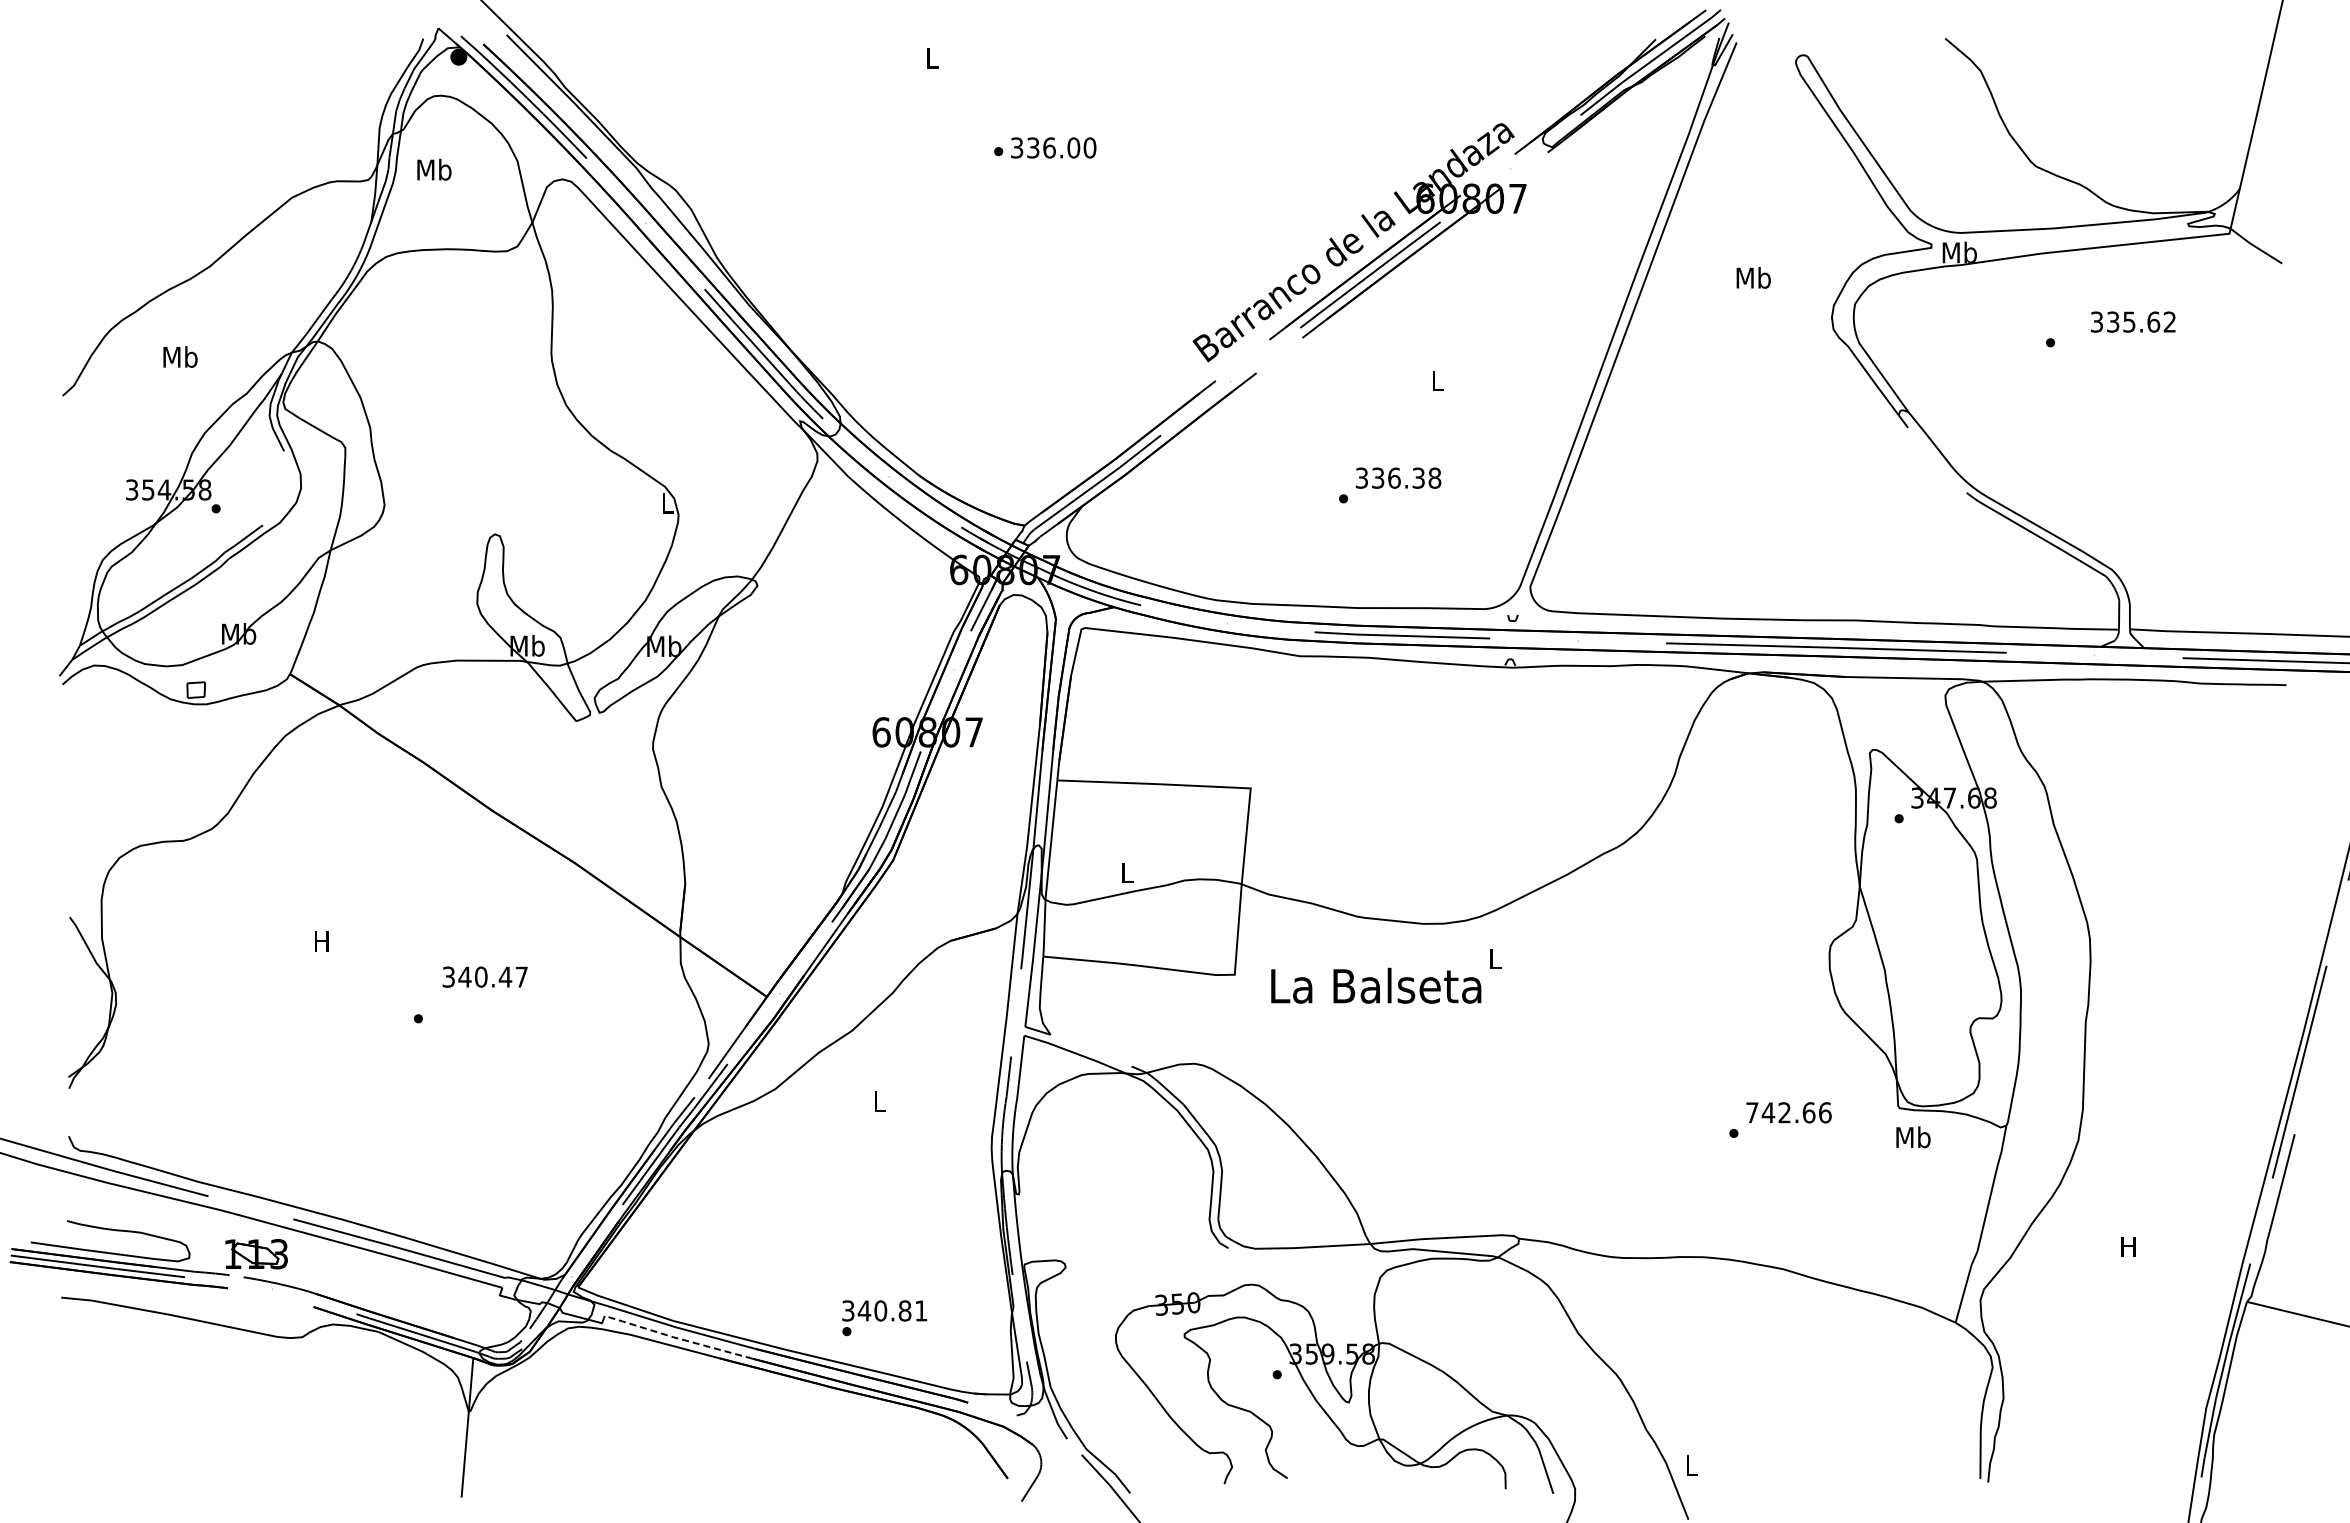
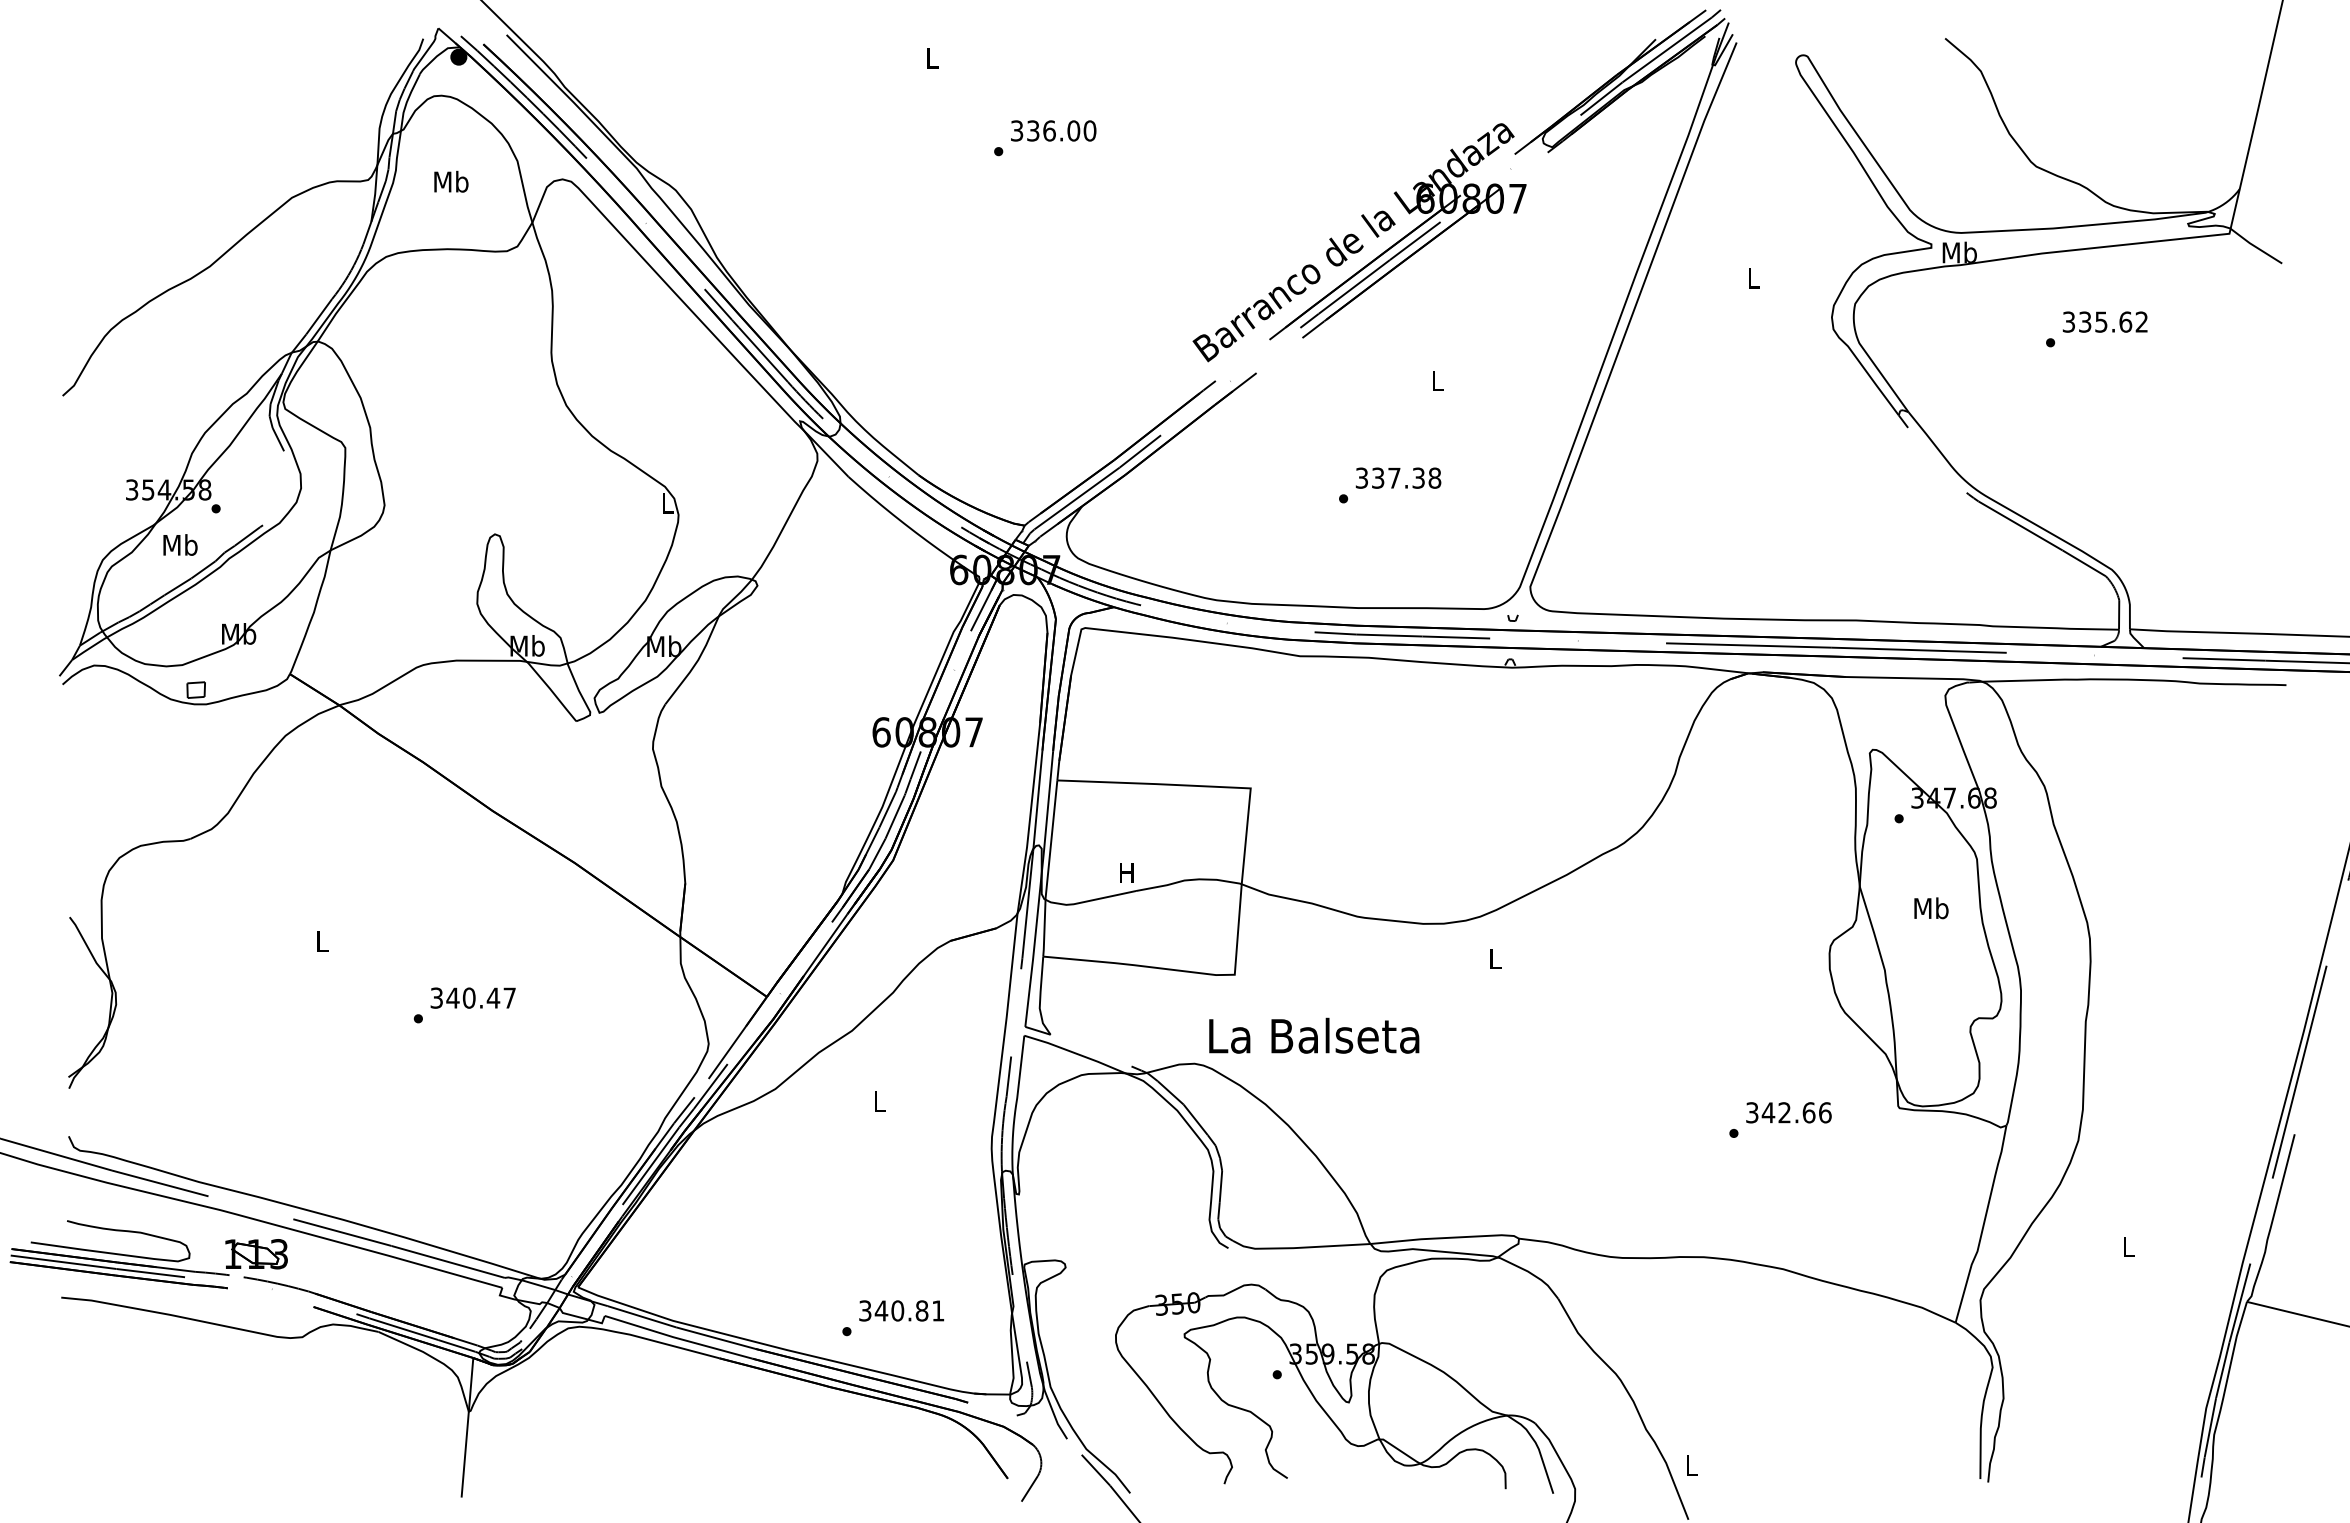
text position: (1053, 147) -> (1053, 130) (1053, 130)
text position: (434, 169) -> (451, 181) (451, 181)
text: Mb -> L (1753, 277)
text position: (2132, 321) -> (2104, 321) (2104, 321)
text position: (180, 356) -> (180, 544) (180, 544)
text: 336.38 -> 337.38 (1394, 477)
text: L -> H (1126, 872)
text: H -> L (321, 941)
text position: (484, 976) -> (472, 997) (472, 997)
text position: (1376, 985) -> (1314, 1035) (1314, 1035)
text: 742.66 -> 342.66 (1752, 1112)
text position: (1913, 1137) -> (1931, 908) (1931, 908)
text: H -> L (2128, 1246)
text position: (884, 1310) -> (901, 1310) (901, 1310)
line: dashed -> solid (678, 1338)
